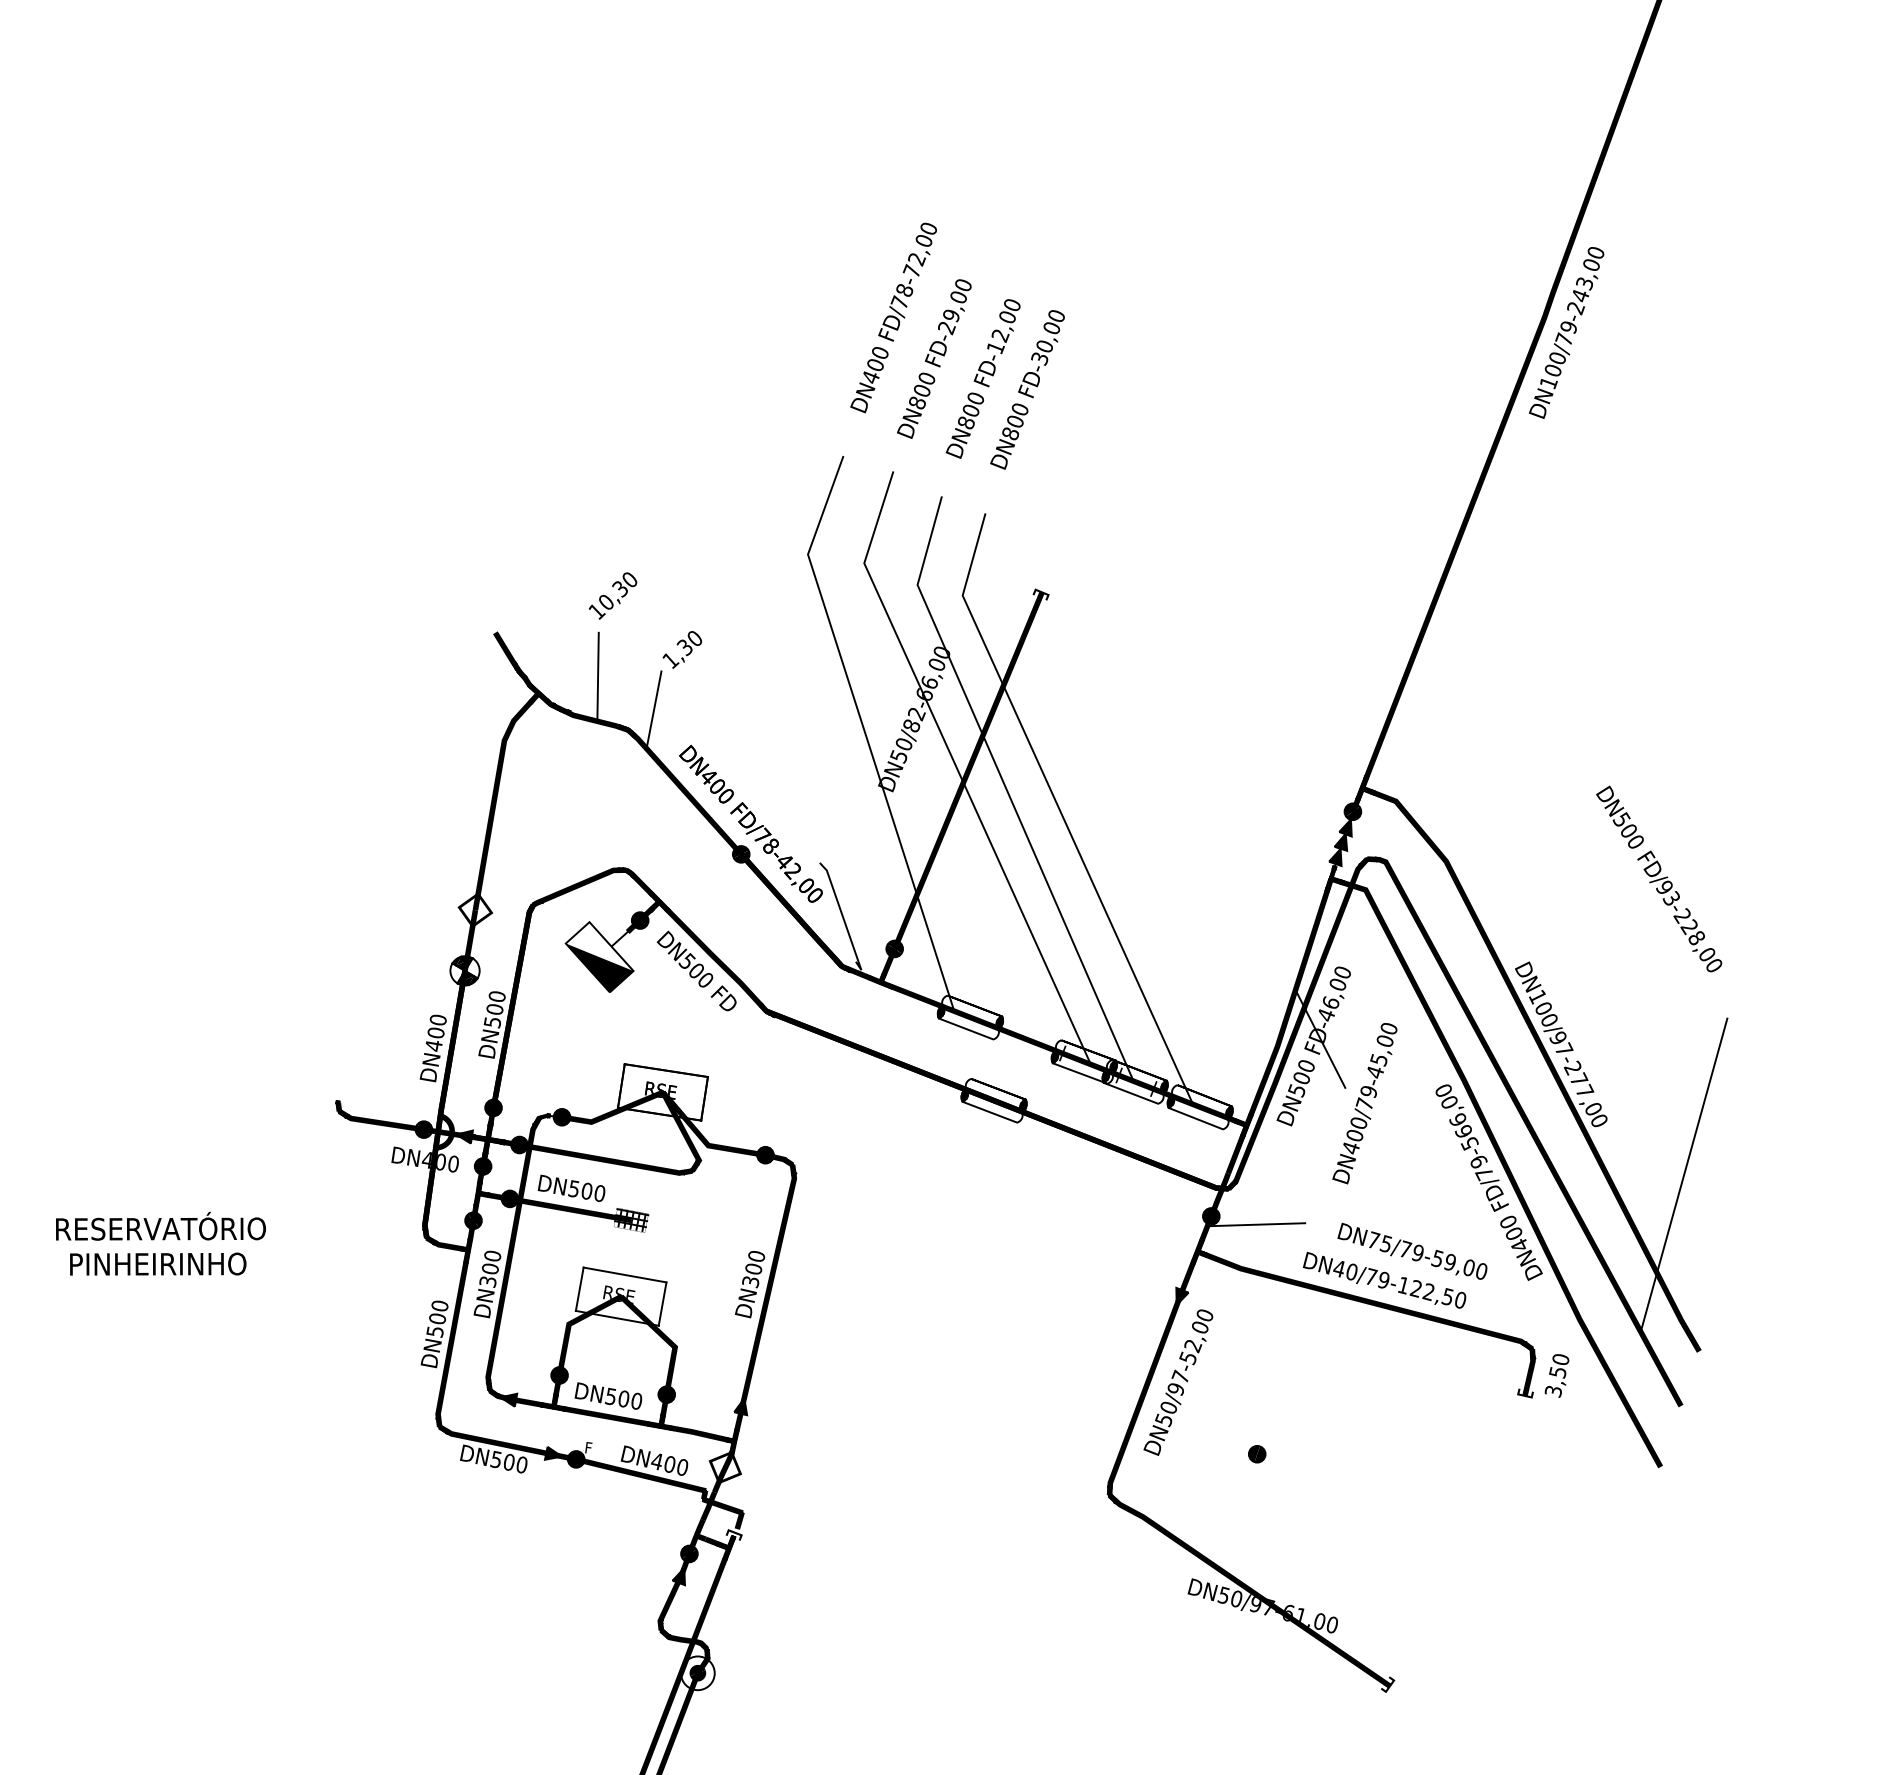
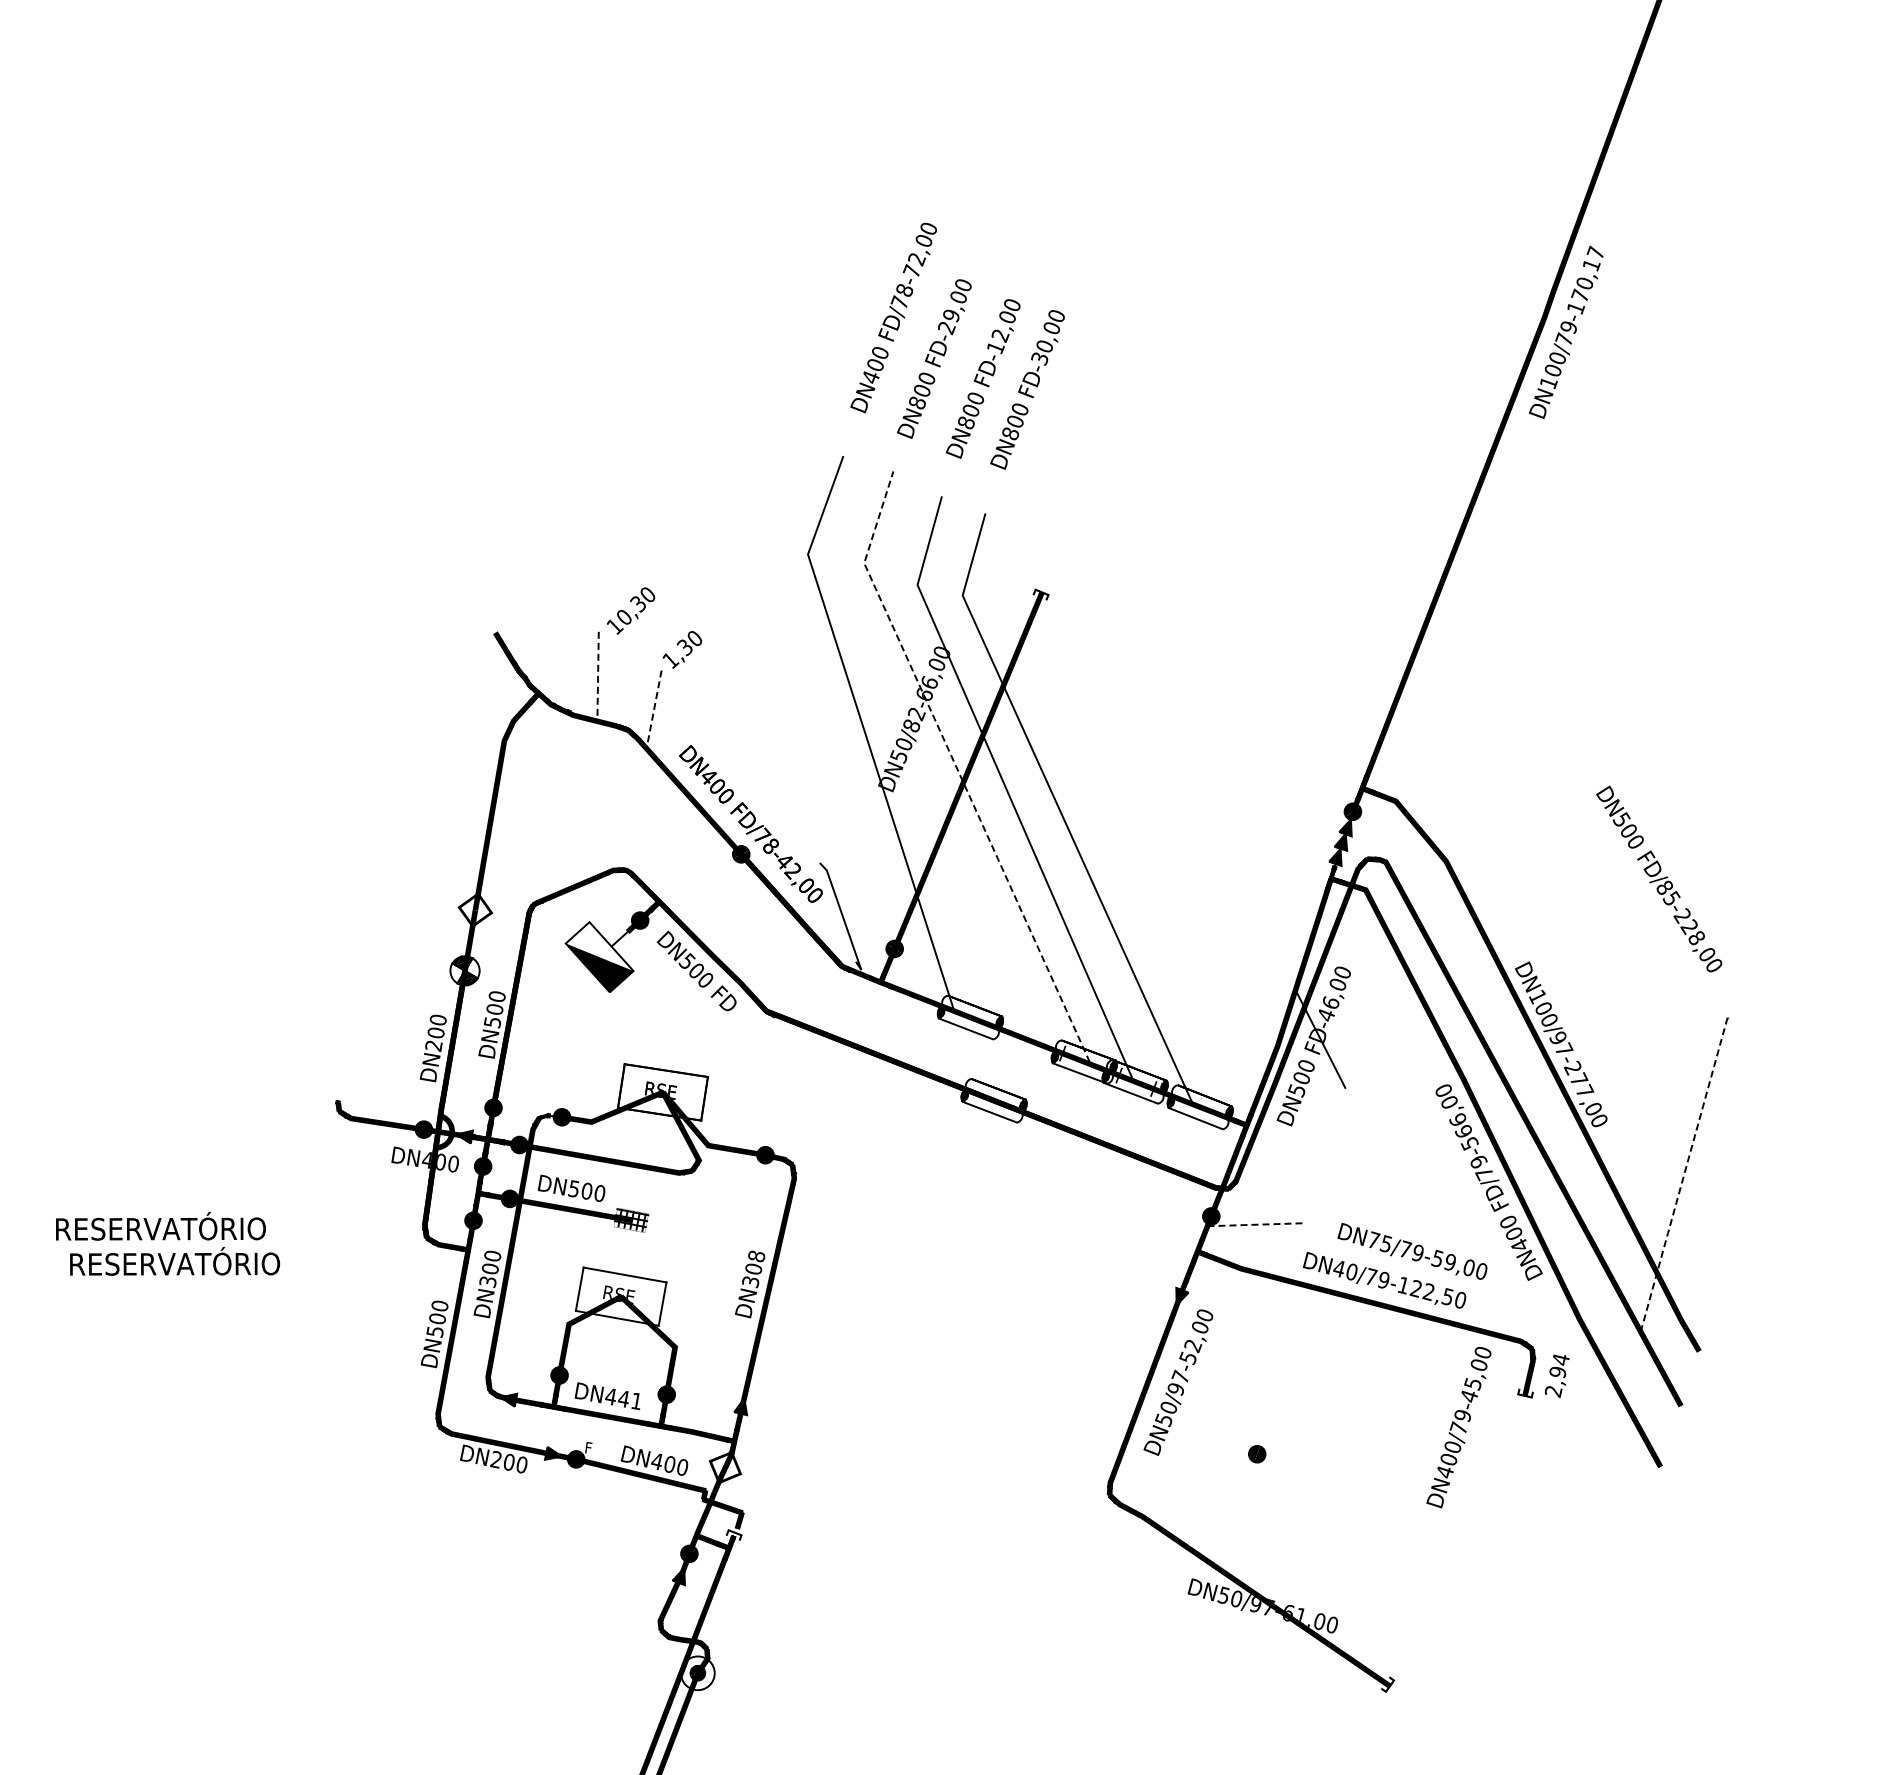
text: DN100/79-243,00 -> DN100/79-170,17 (1585, 280)
text position: (612, 595) -> (630, 610) (630, 610)
line: solid -> dashed (598, 676)
line: solid -> dashed (654, 709)
line: solid -> dashed (956, 768)
text: FD/93-228,00 -> FD/85-228,00 (1668, 892)
text: DN400 -> DN200 (433, 1045)
text position: (1364, 1103) -> (1458, 1427) (1458, 1427)
line: solid -> dashed (1684, 1174)
line: solid -> dashed (1257, 1224)
text: DN300 -> DN308 (756, 1256)
text: PINHEIRINHO -> RESERVATÓRIO (176, 1261)
text: 3,50 -> 2,94 (1556, 1375)
text: DN500 -> DN441 (623, 1398)
text: DN500 -> DN200 (495, 1459)
